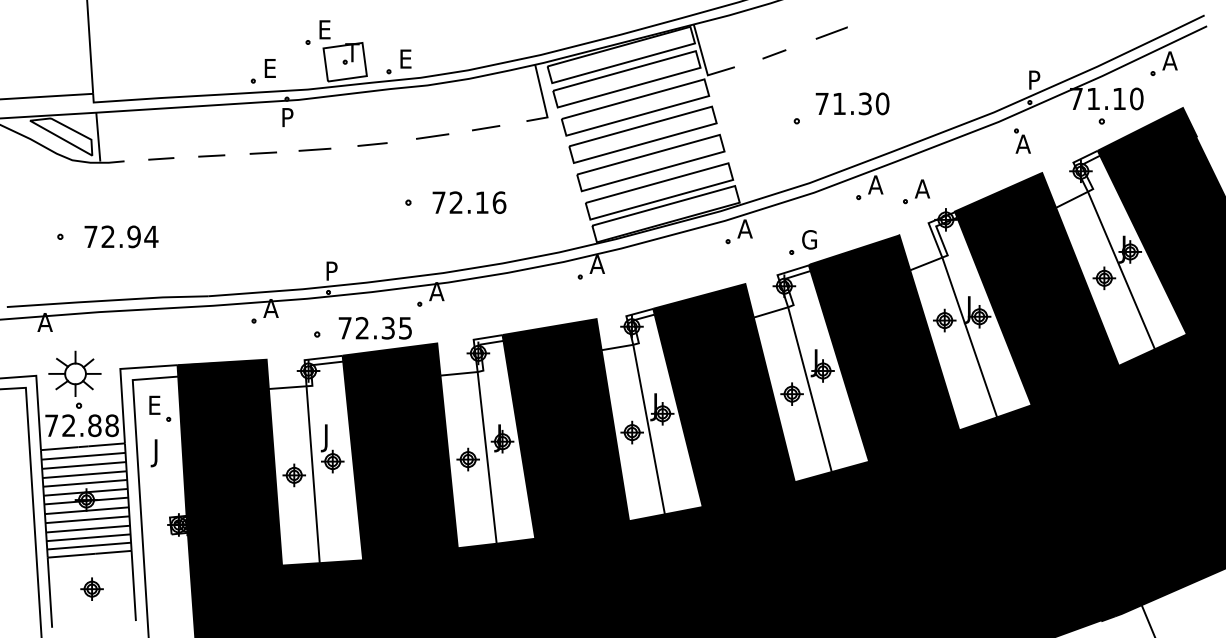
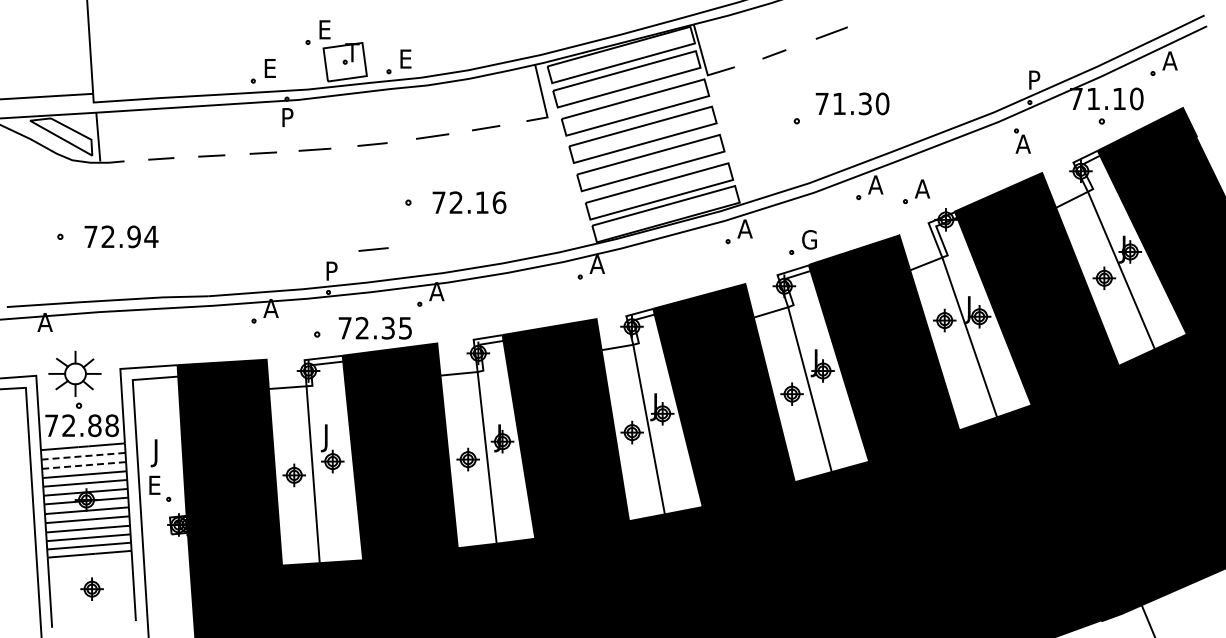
line: none -> present (373, 249)
part position: (160, 408) -> (160, 488) (160, 488)
line: solid -> dashed (84, 456)
line: solid -> dashed (84, 465)
